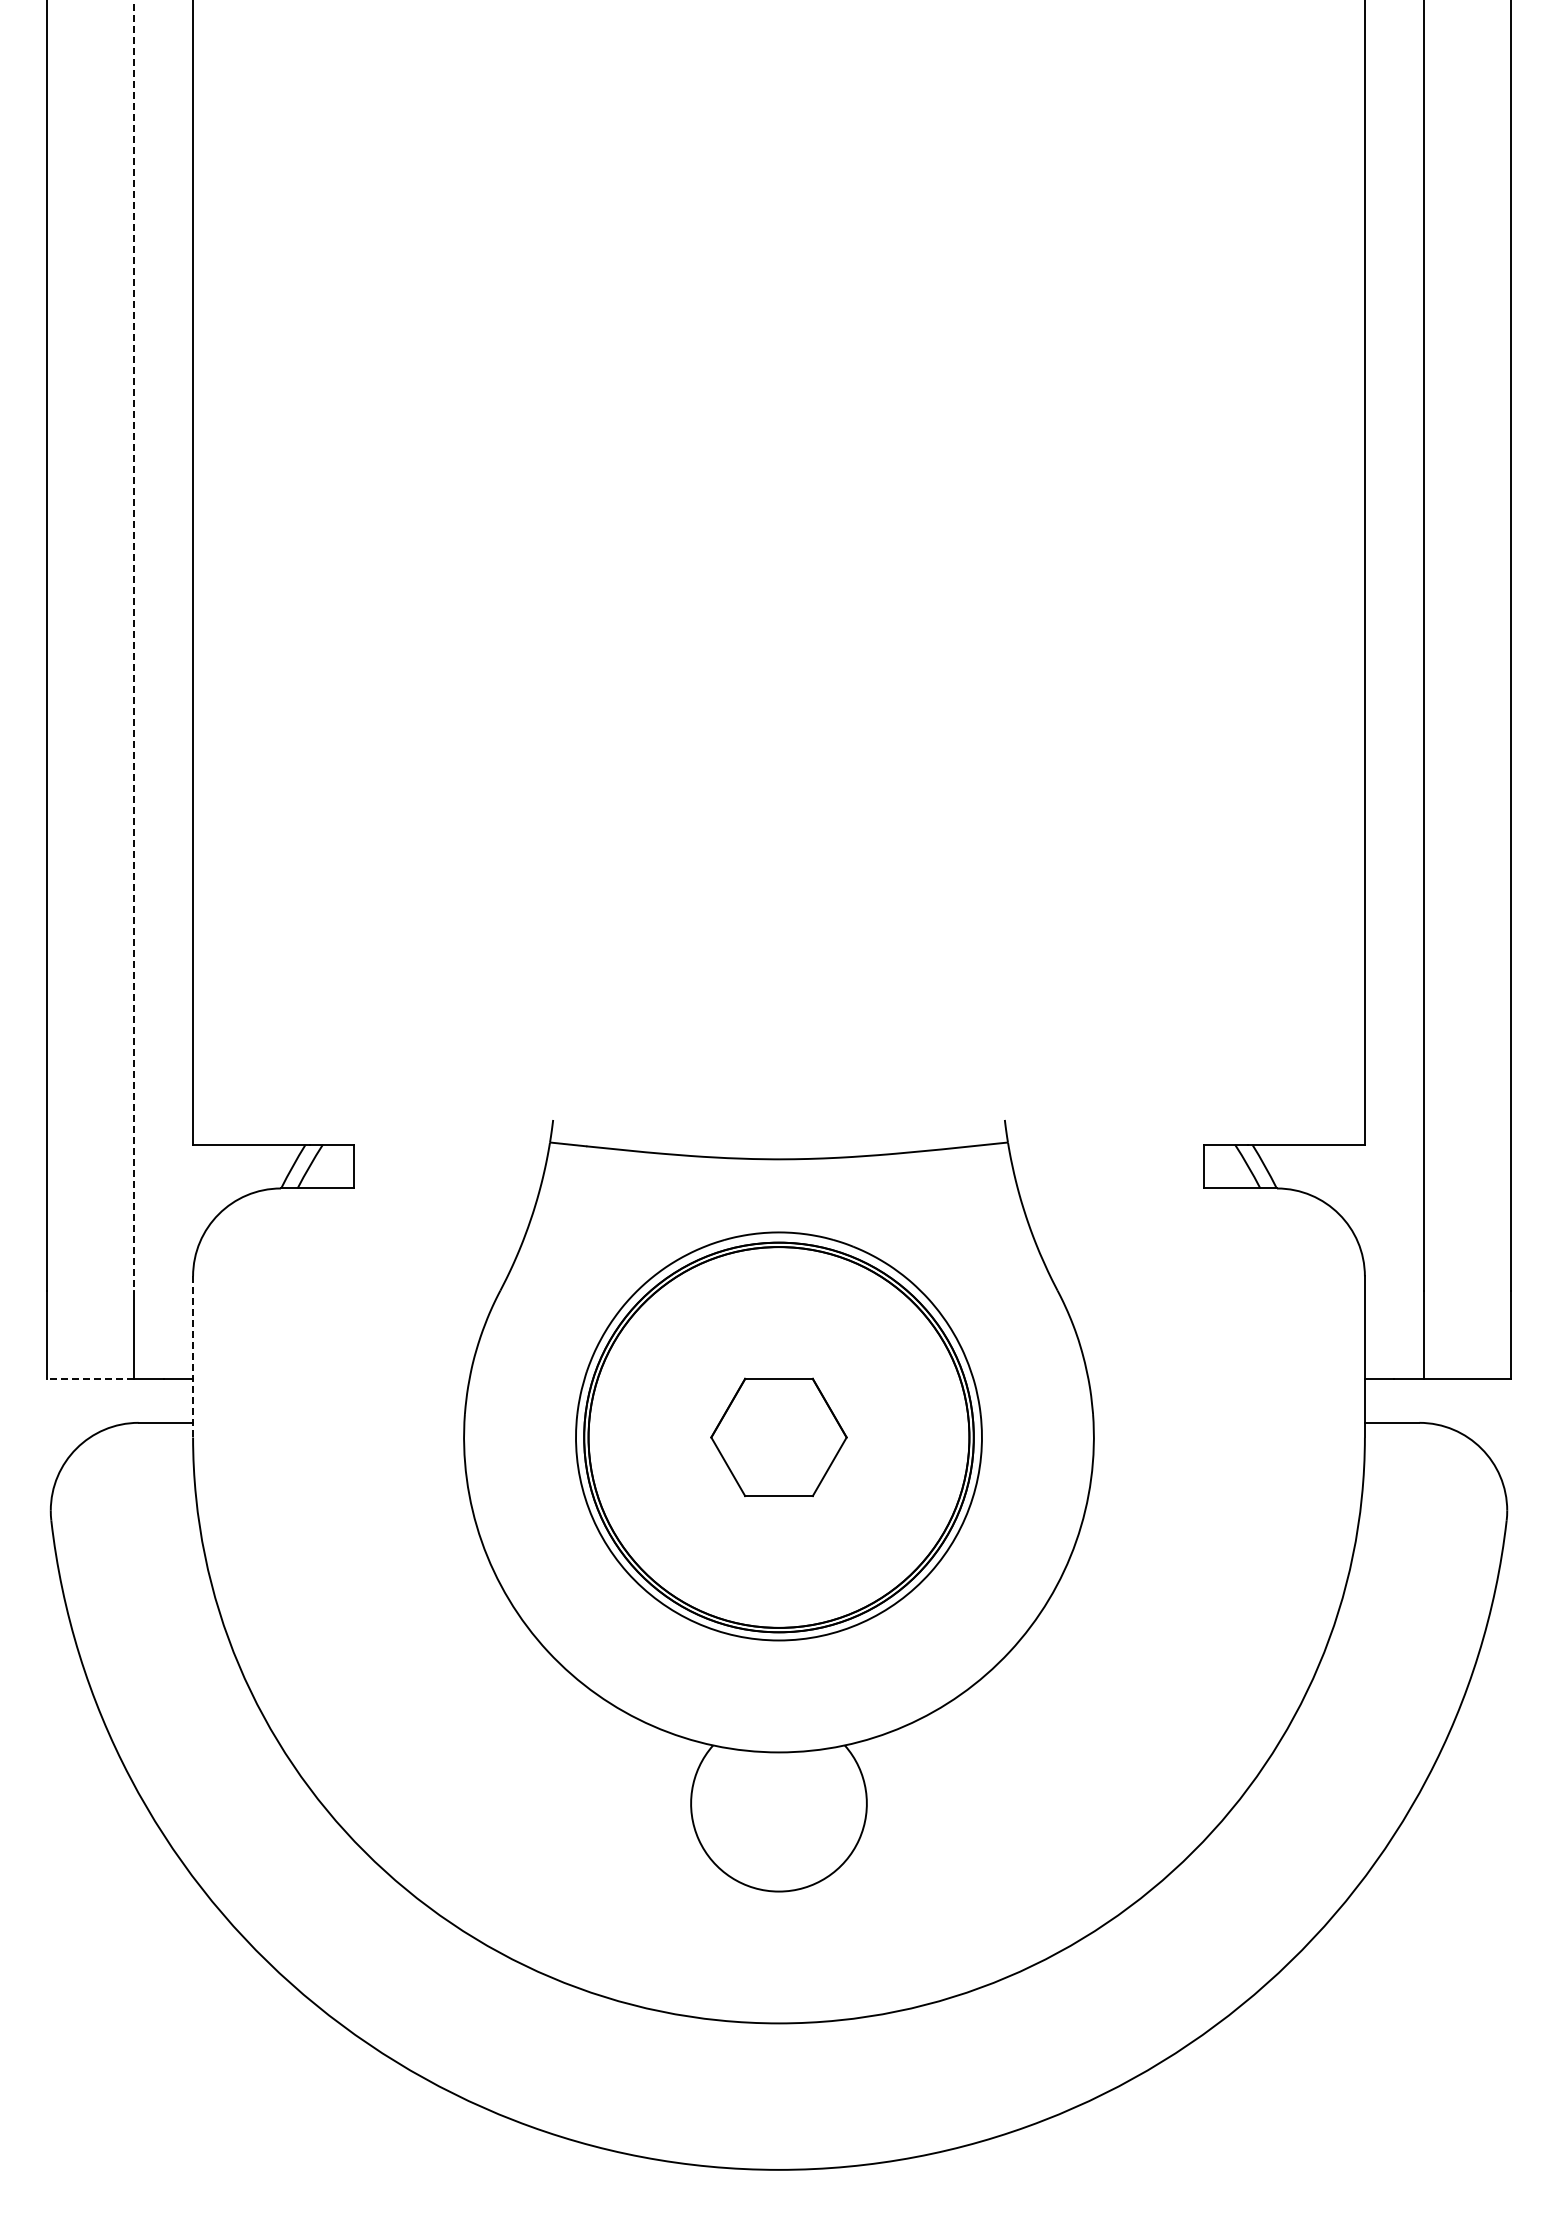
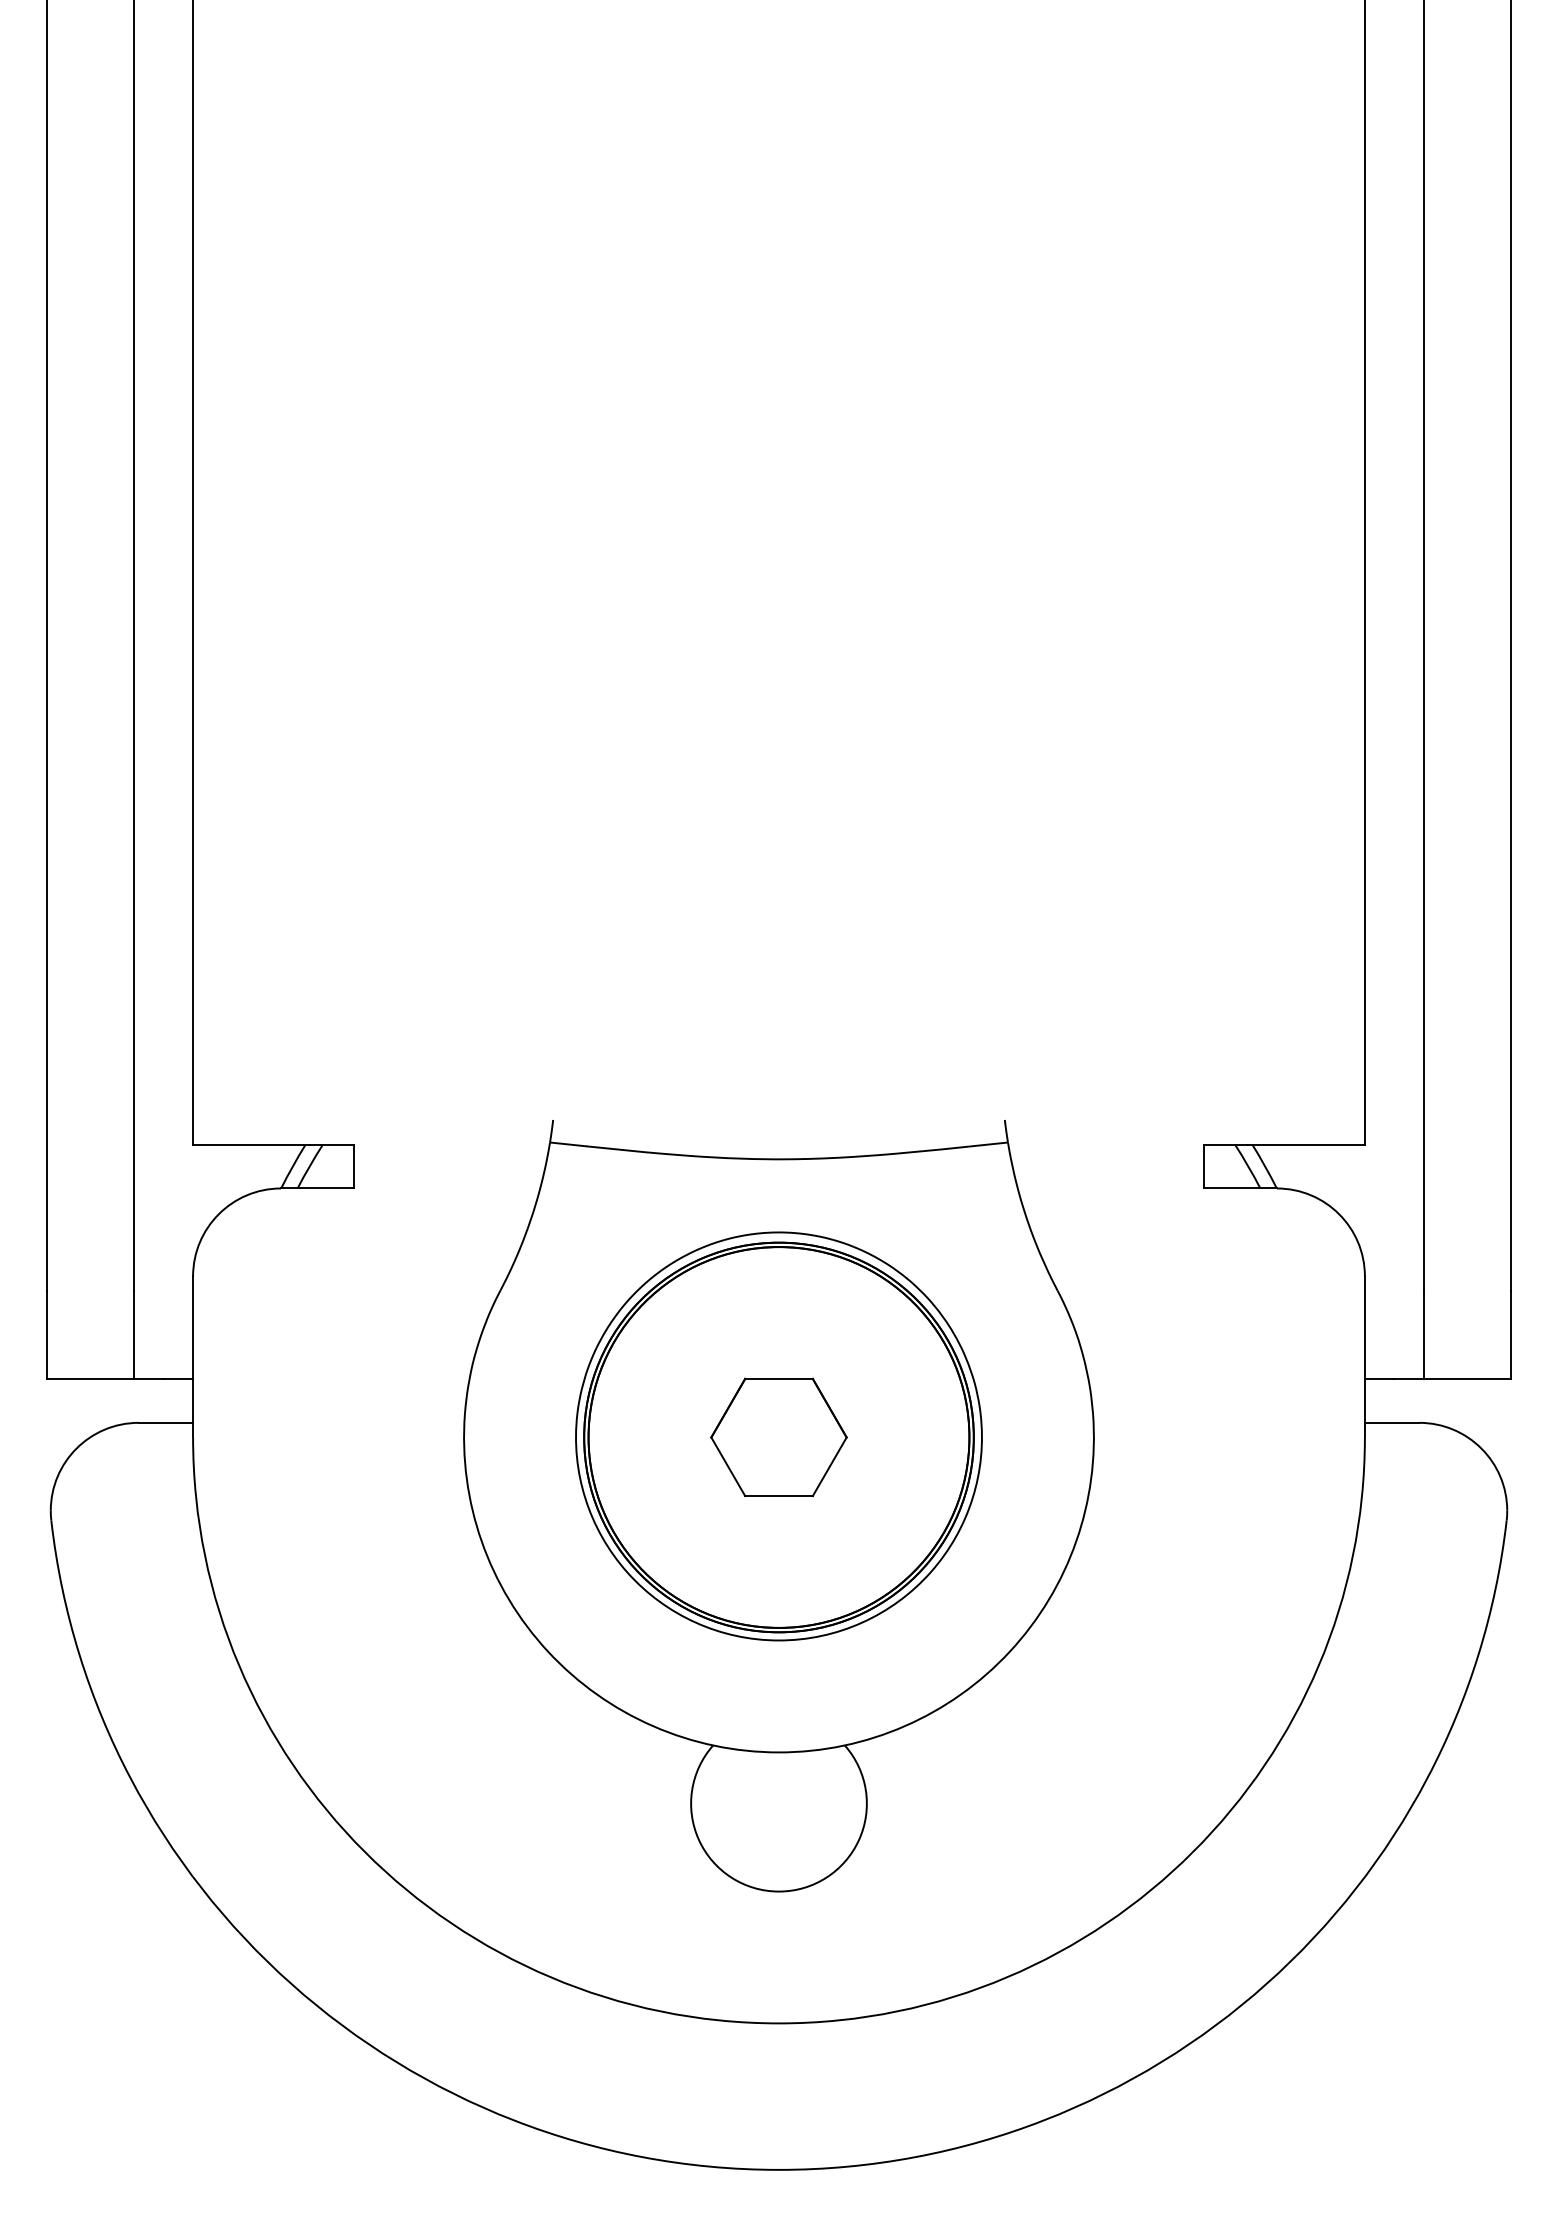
line: dashed -> solid (134, 646)
line: dashed -> solid (193, 1356)
line: dashed -> solid (90, 1378)
